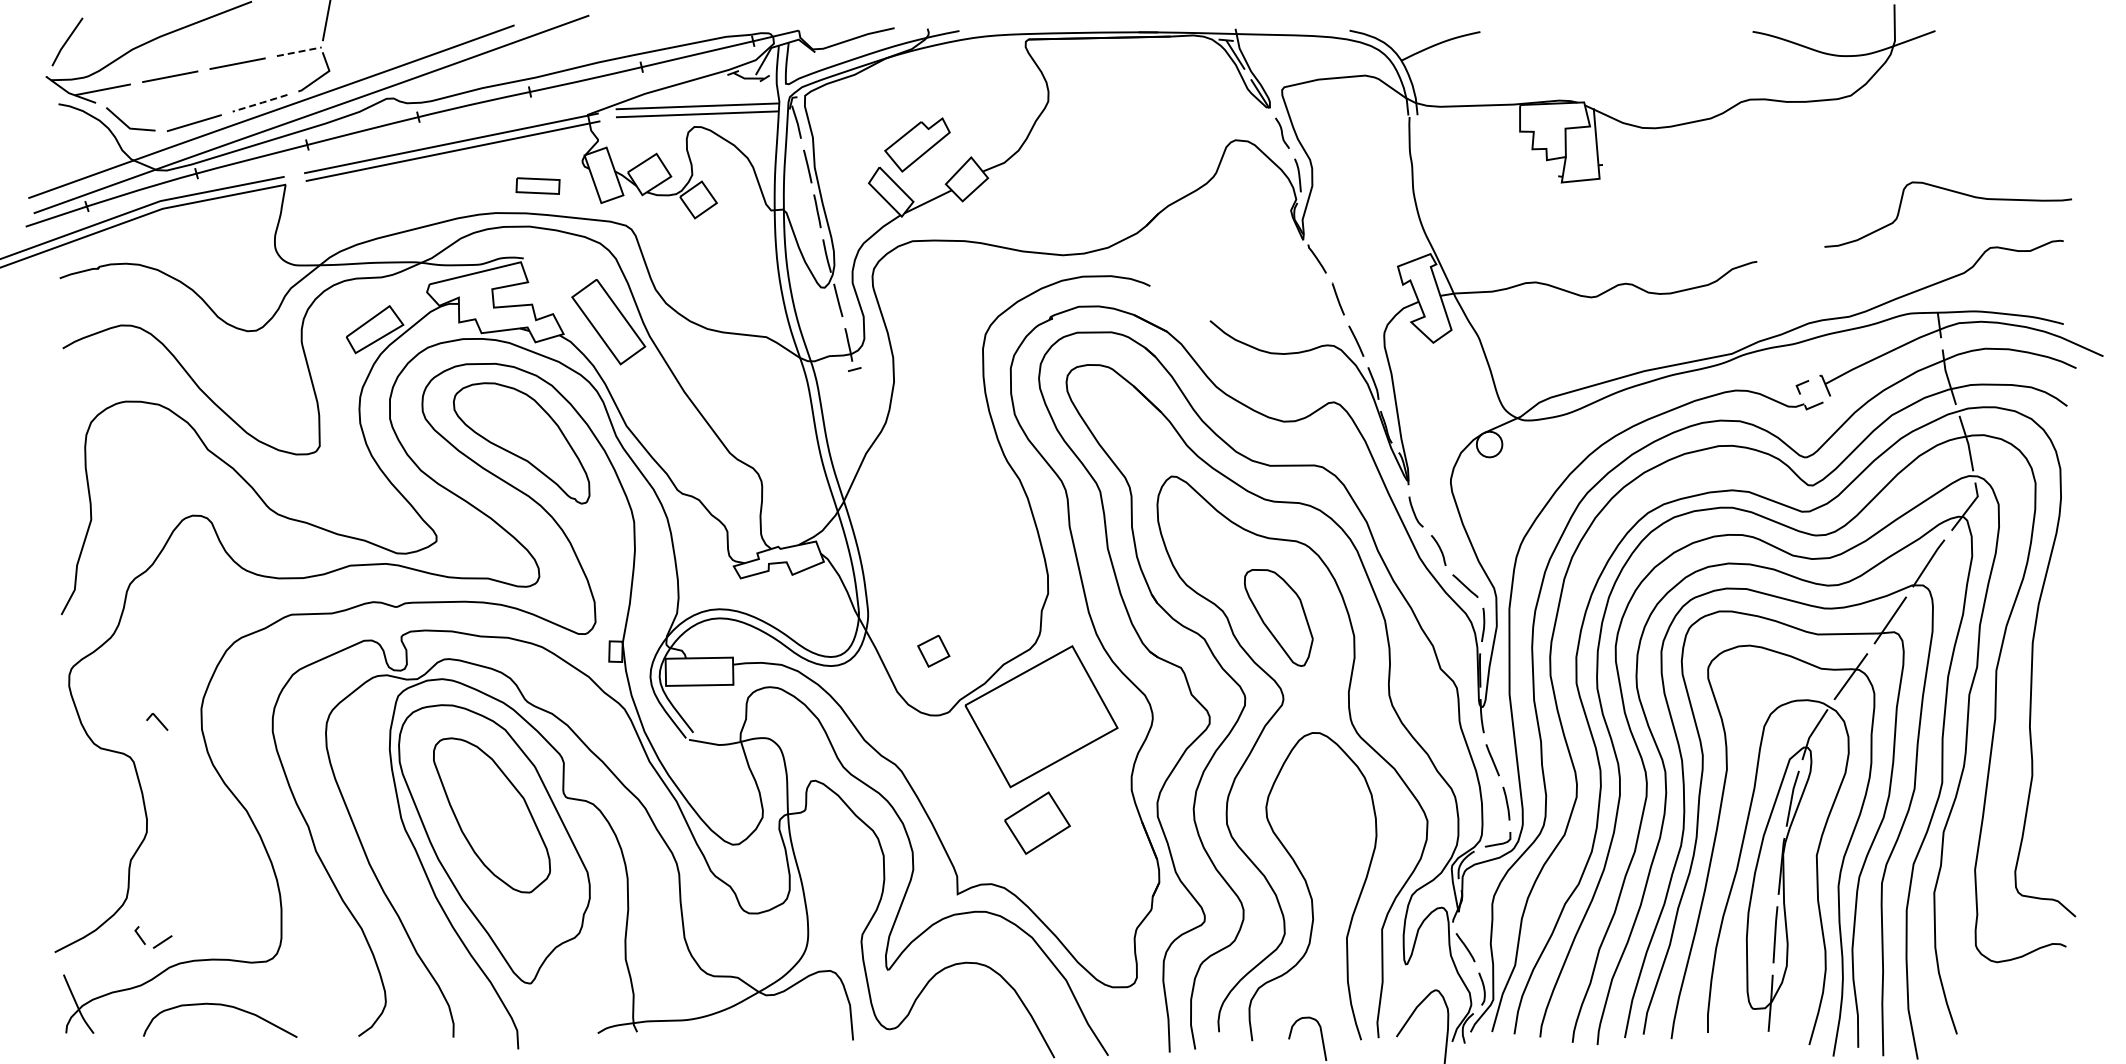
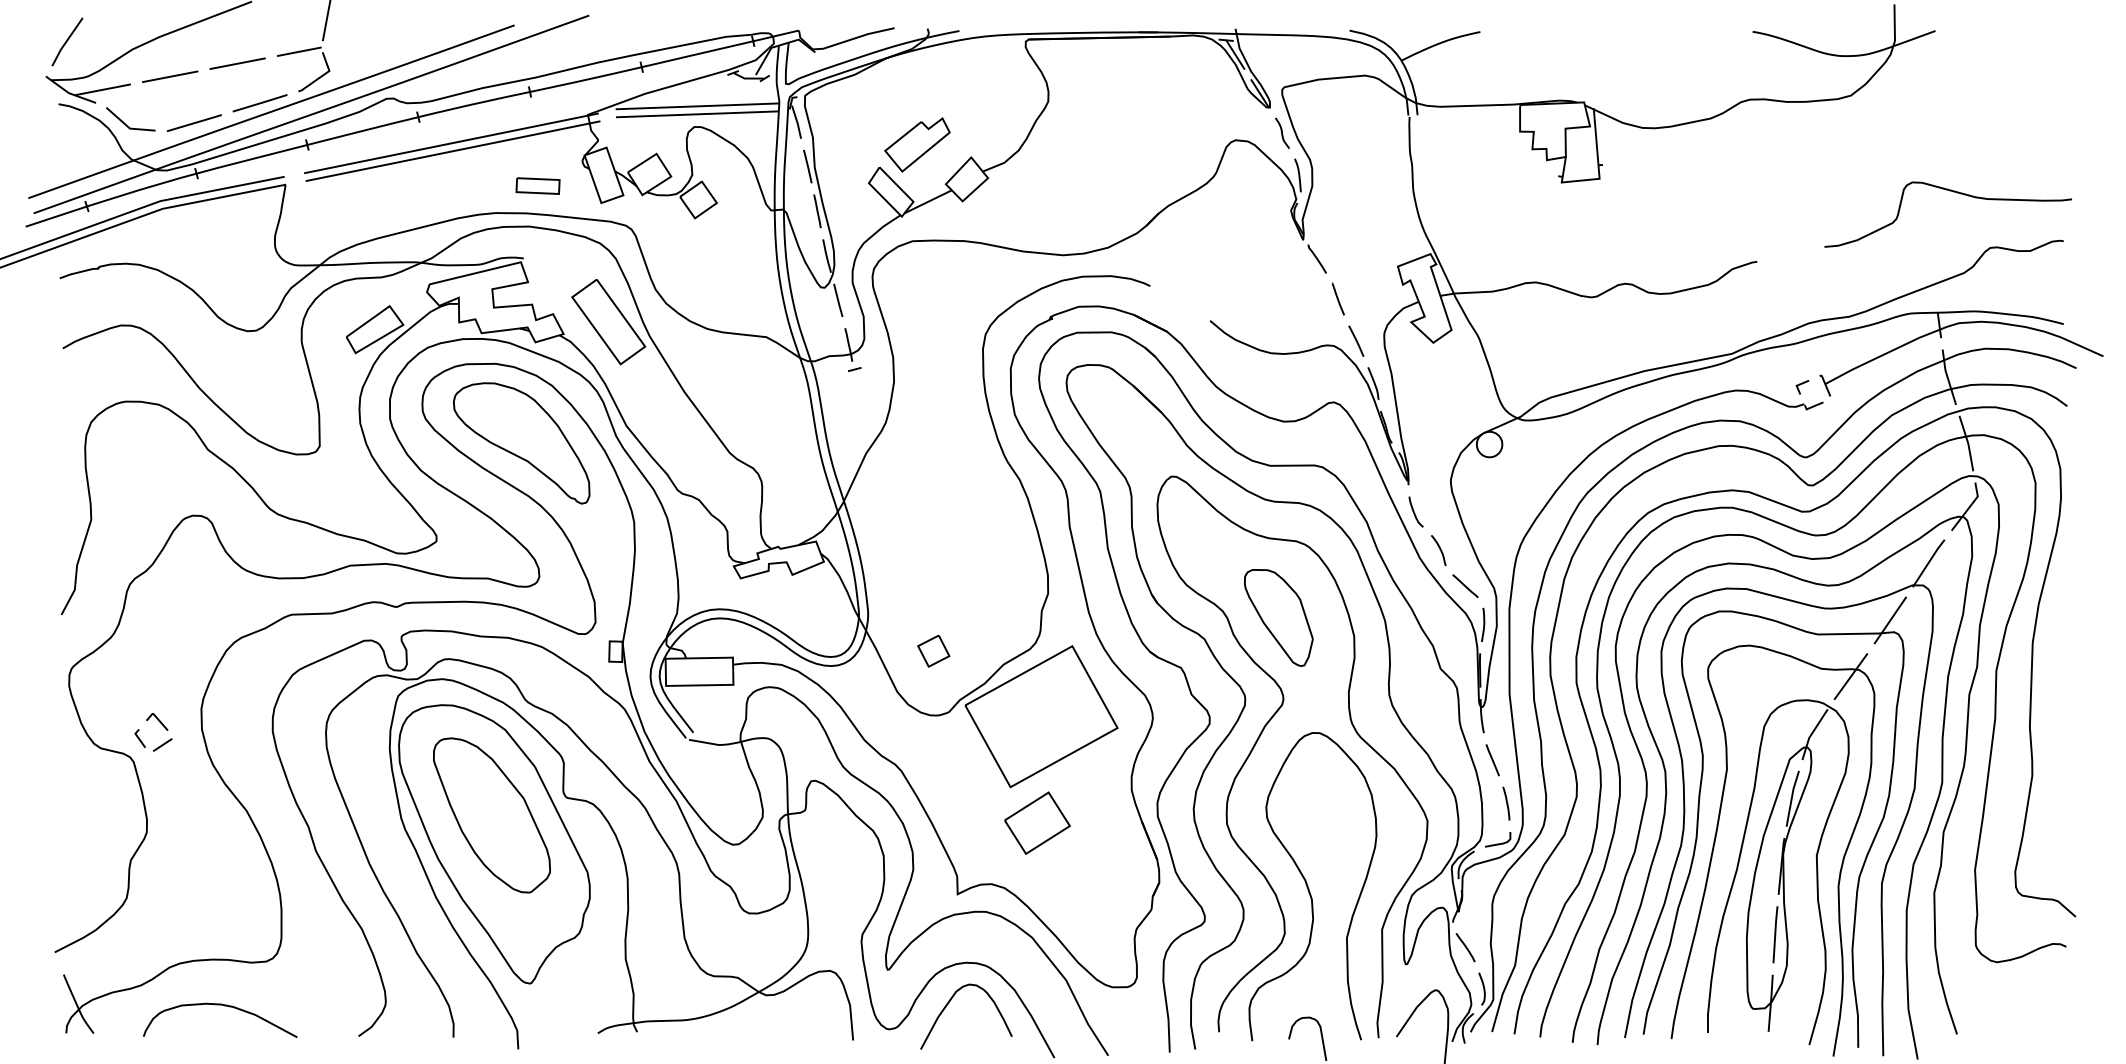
line: dashed -> solid (299, 51)
line: dashed -> solid (260, 103)
part position: (158, 943) -> (158, 746) (158, 746)
curve: none -> present (948, 1004)
